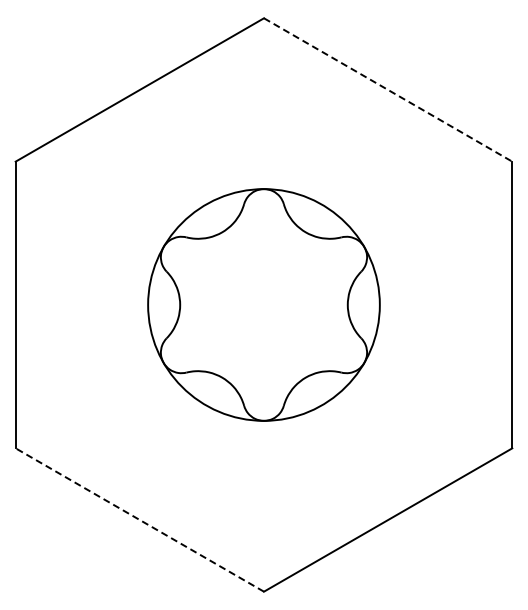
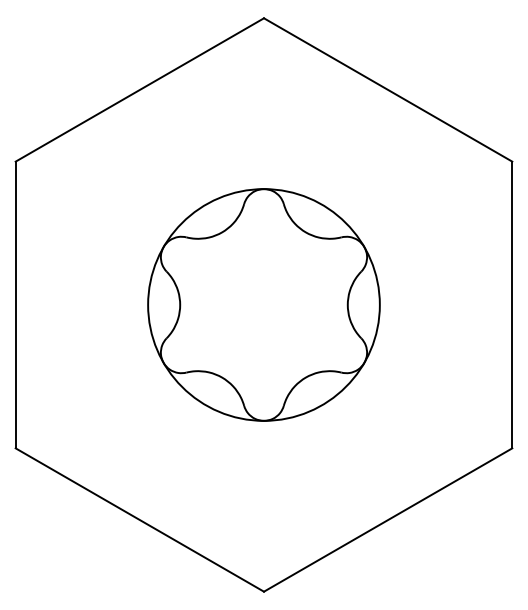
line: dashed -> solid (388, 90)
line: dashed -> solid (139, 519)
